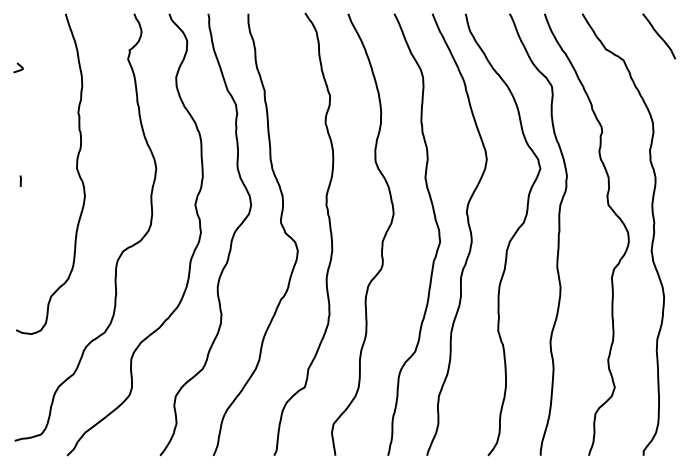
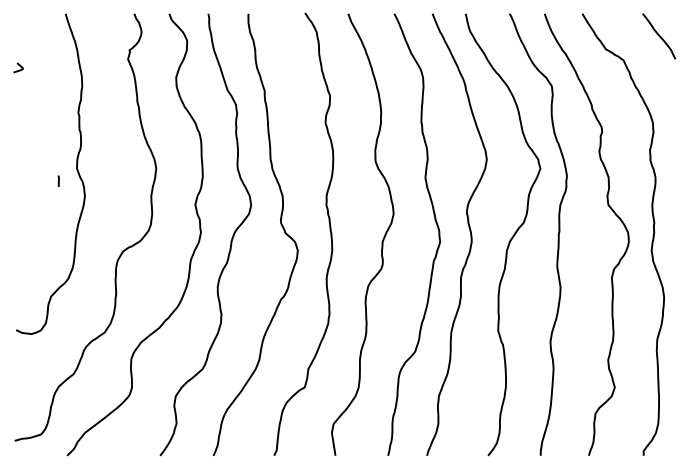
line position: (20, 180) -> (58, 180) (58, 180)
